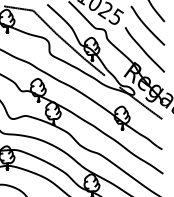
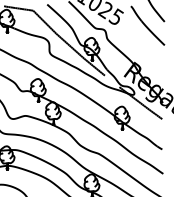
curve: present -> none (144, 49)
